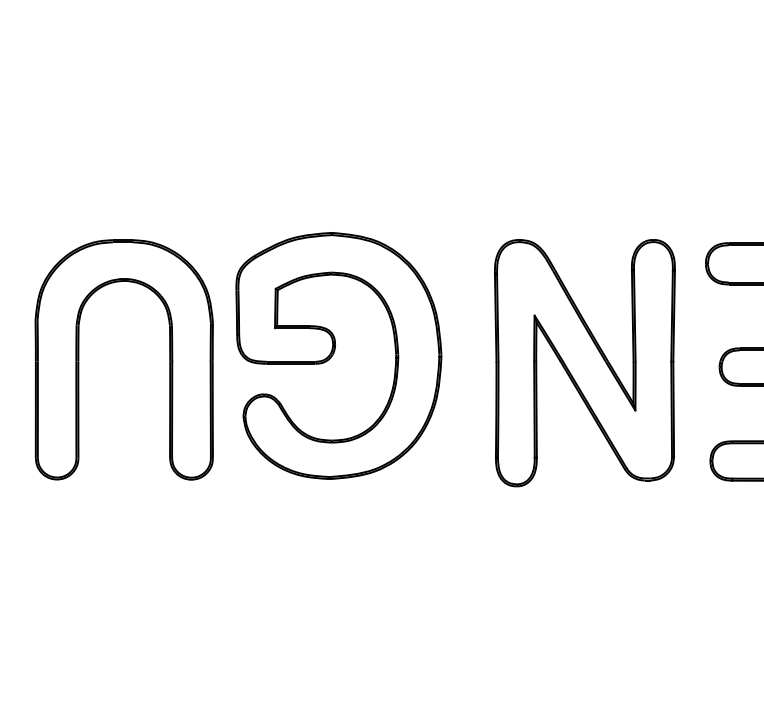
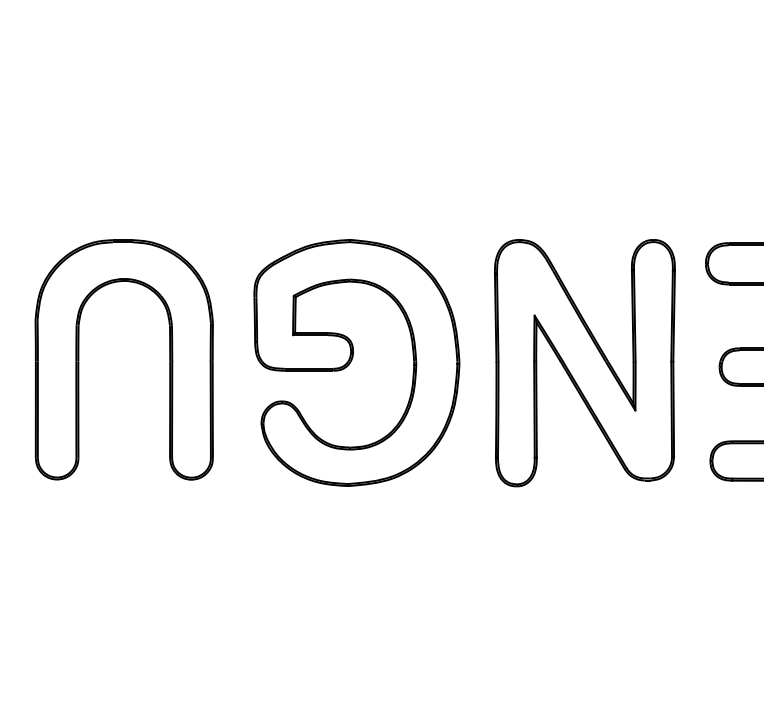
part position: (338, 355) -> (356, 362) (356, 362)
